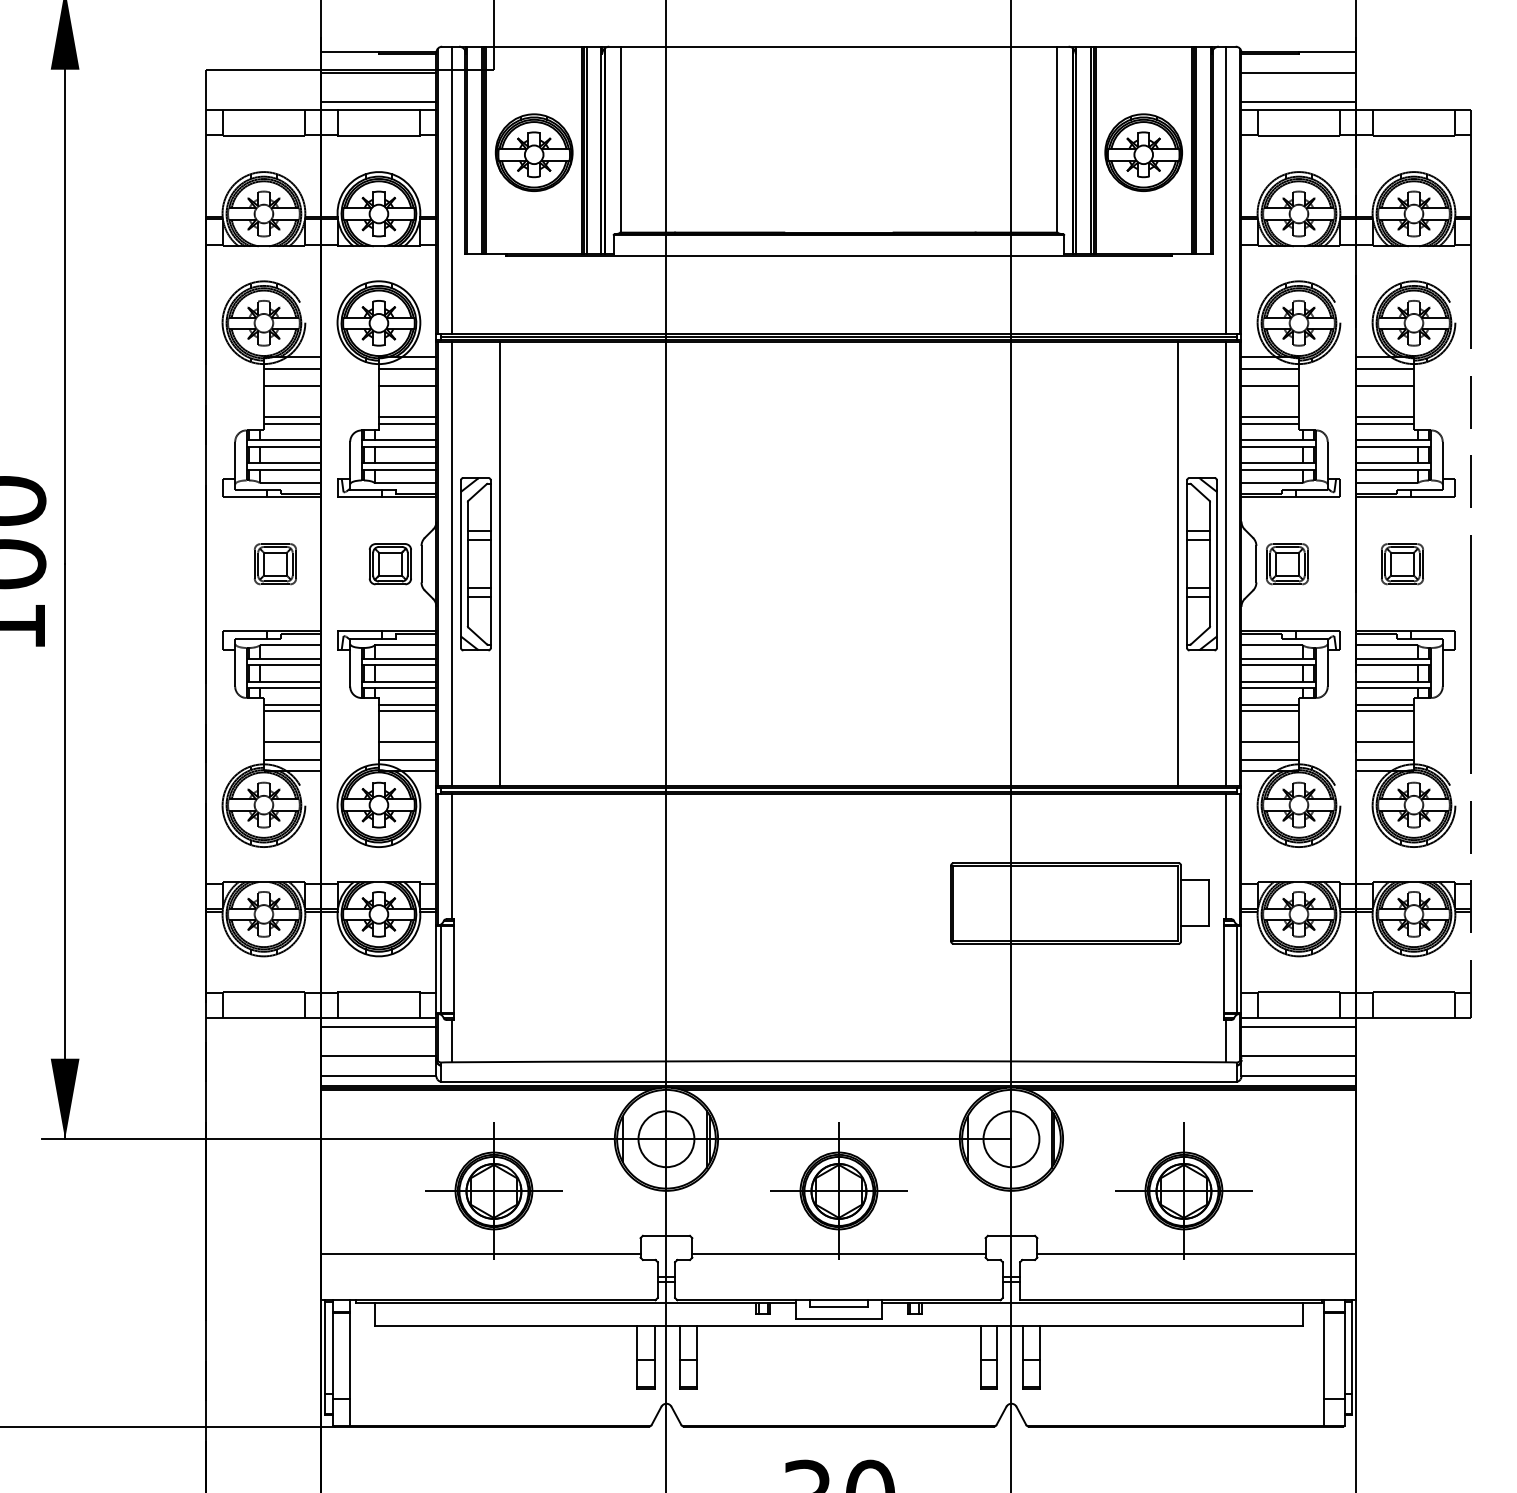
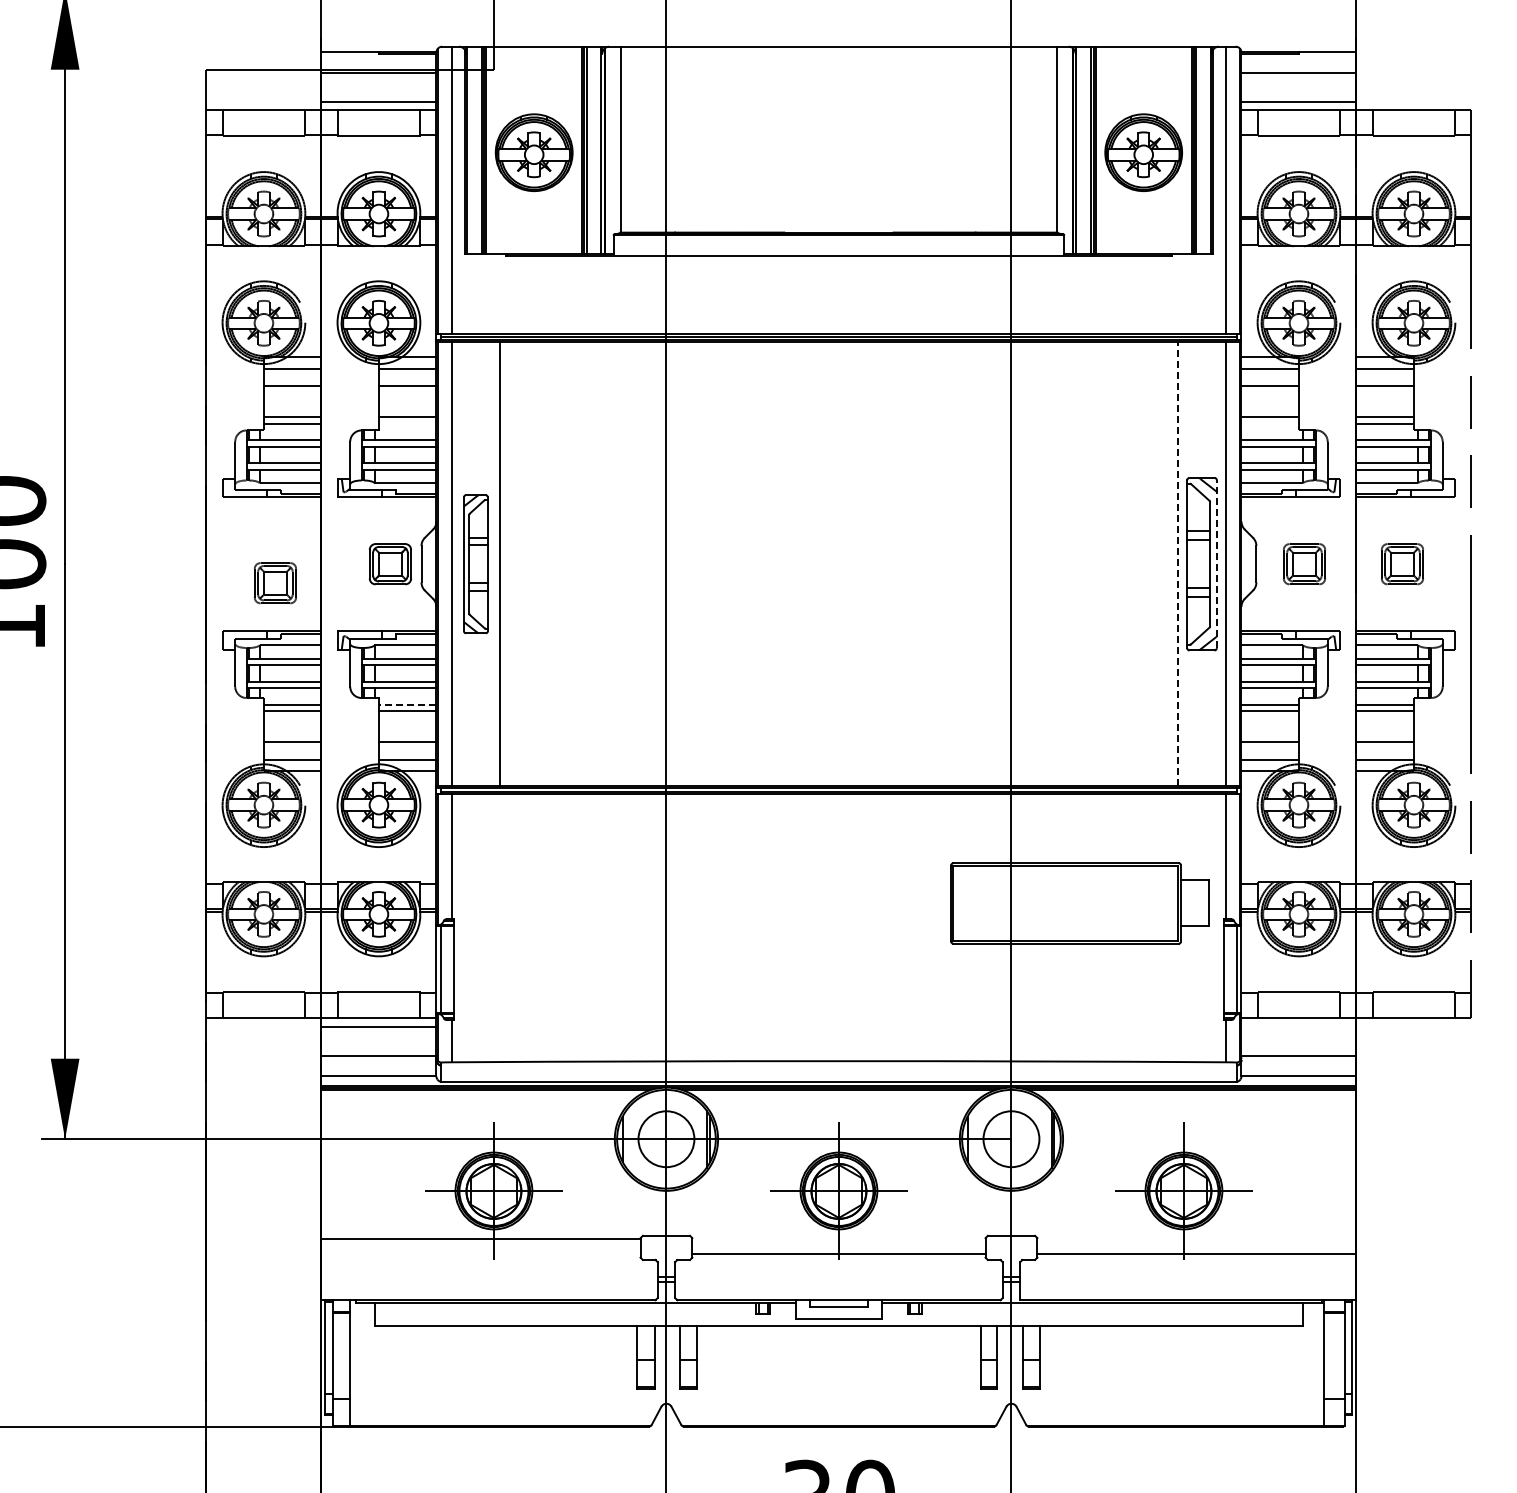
line: present -> none (407, 423)
line: present -> none (1269, 423)
part position: (274, 564) -> (274, 583) (274, 583)
part size: 32x175 px -> 26x141 px (475, 564)
line: solid -> dashed (1178, 564)
line: solid -> dashed (1216, 564)
part position: (1287, 564) -> (1304, 564) (1304, 564)
line: solid -> dashed (407, 704)
line: present -> none (1298, 1026)
line position: (480, 1254) -> (480, 1239) (480, 1239)
